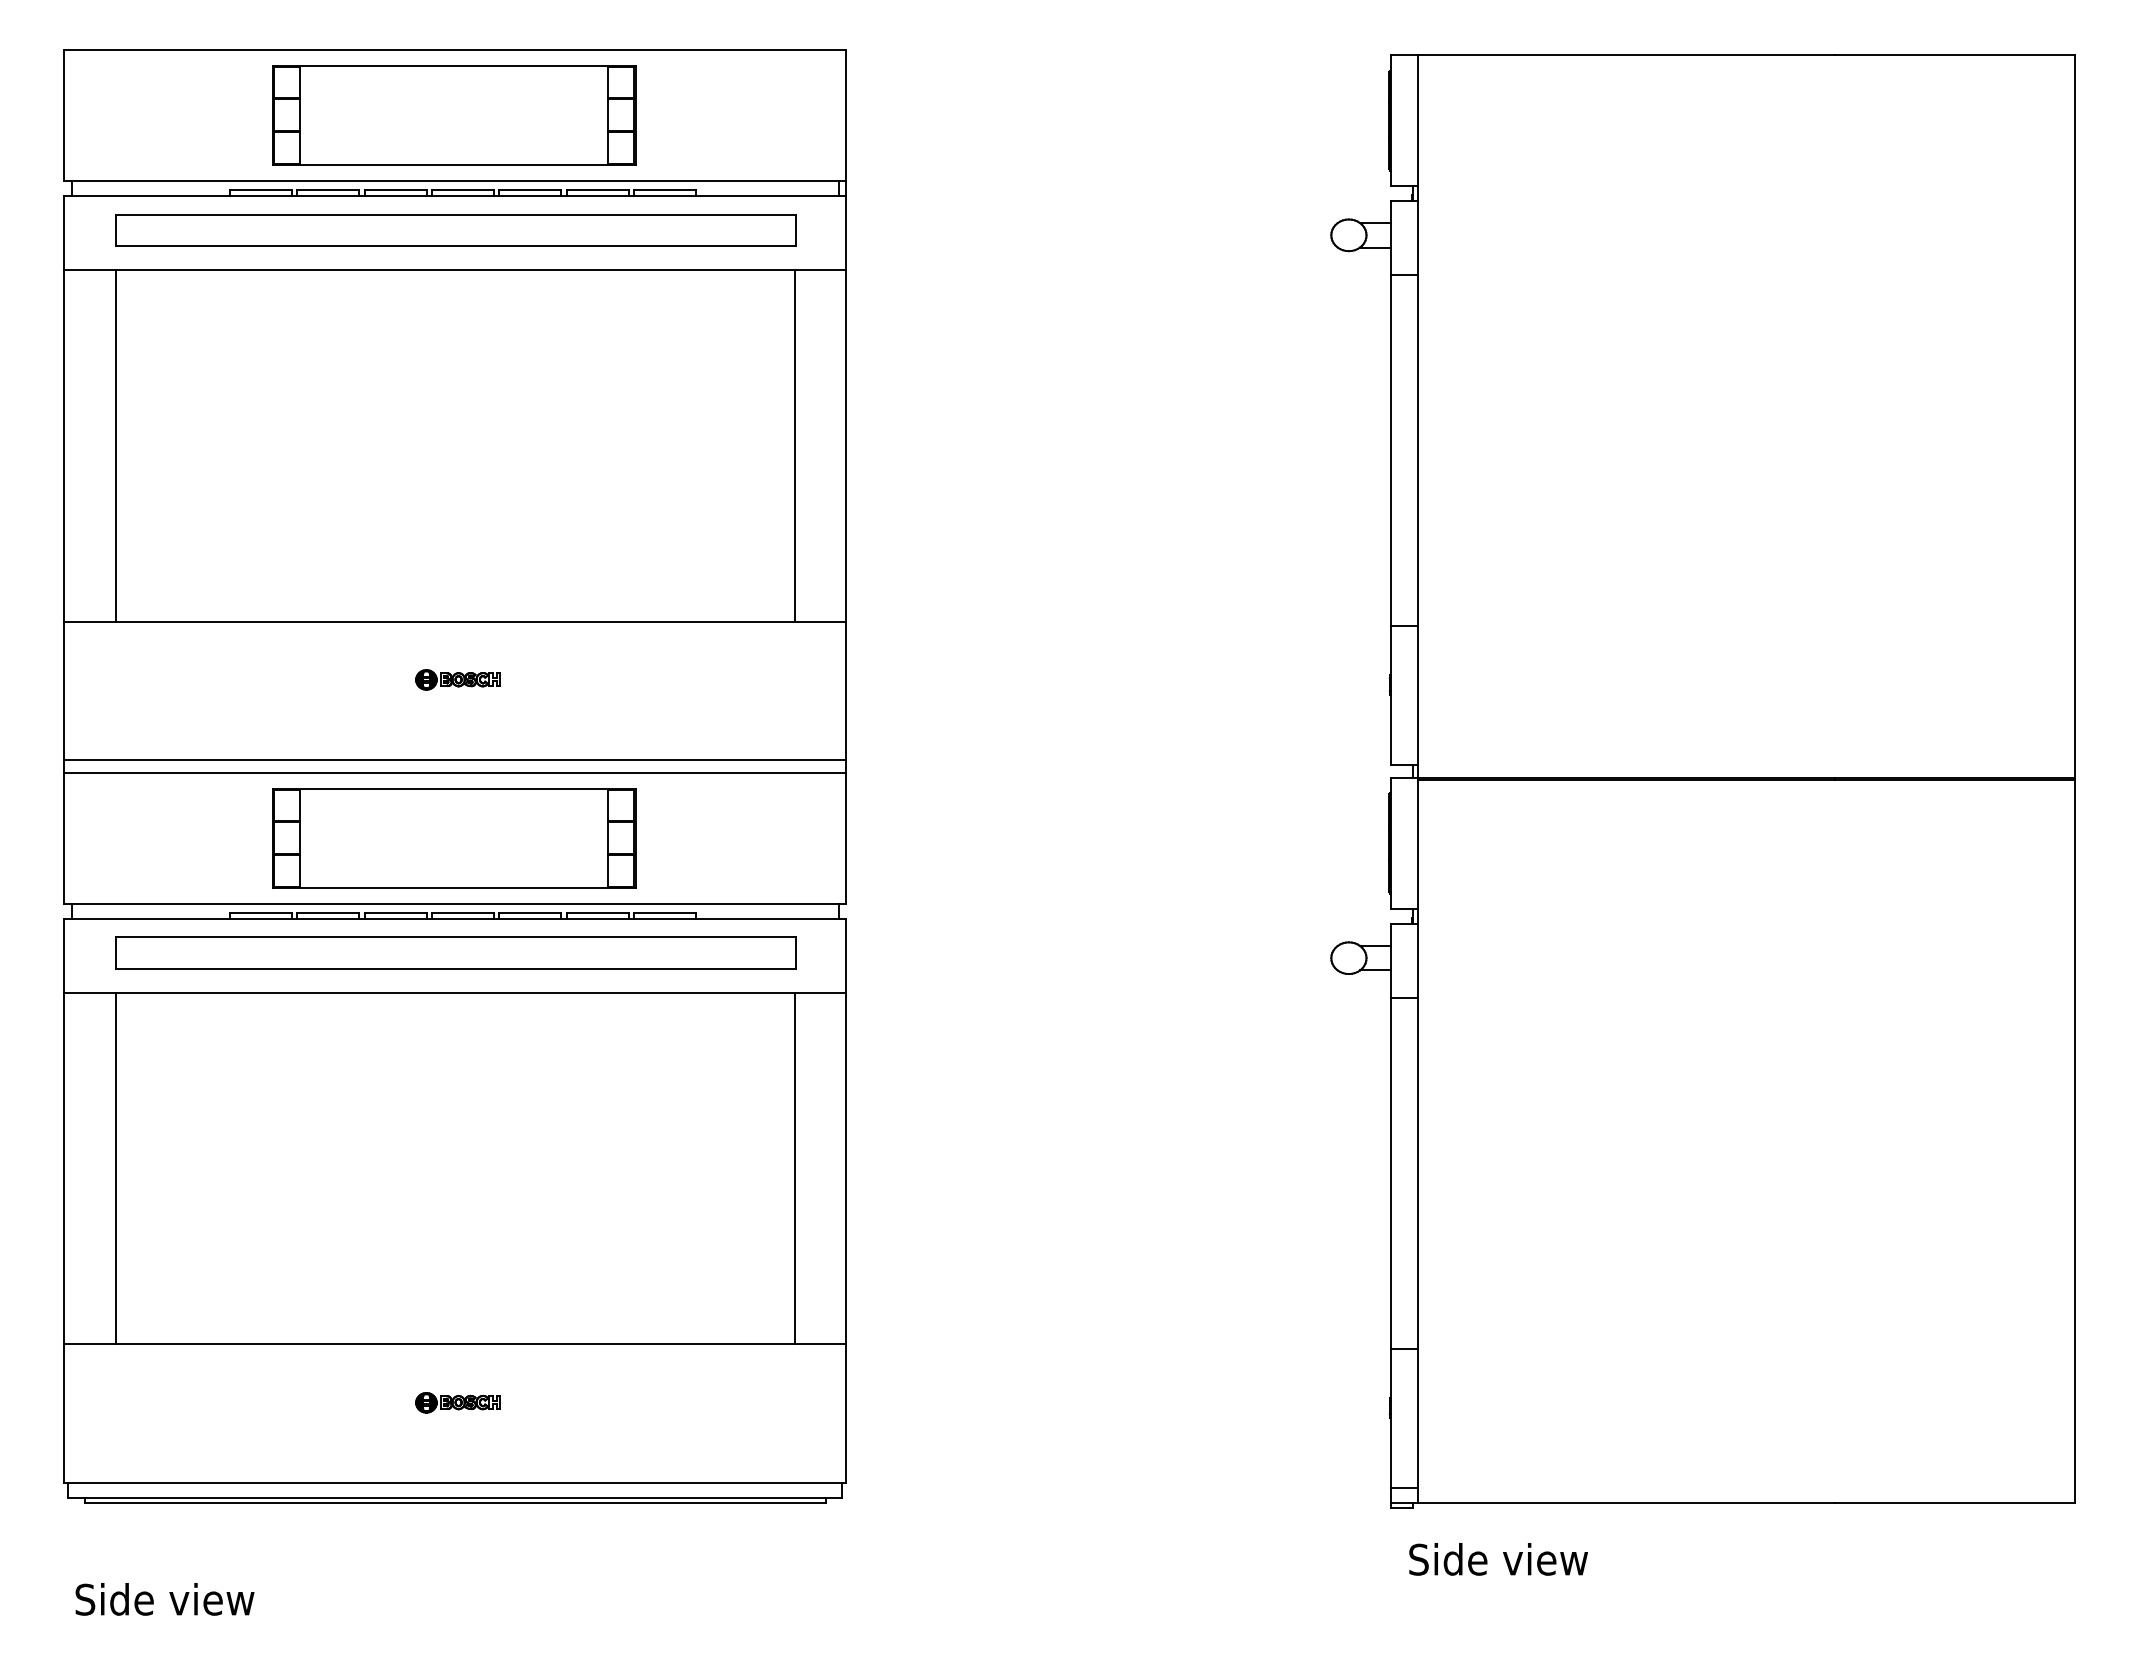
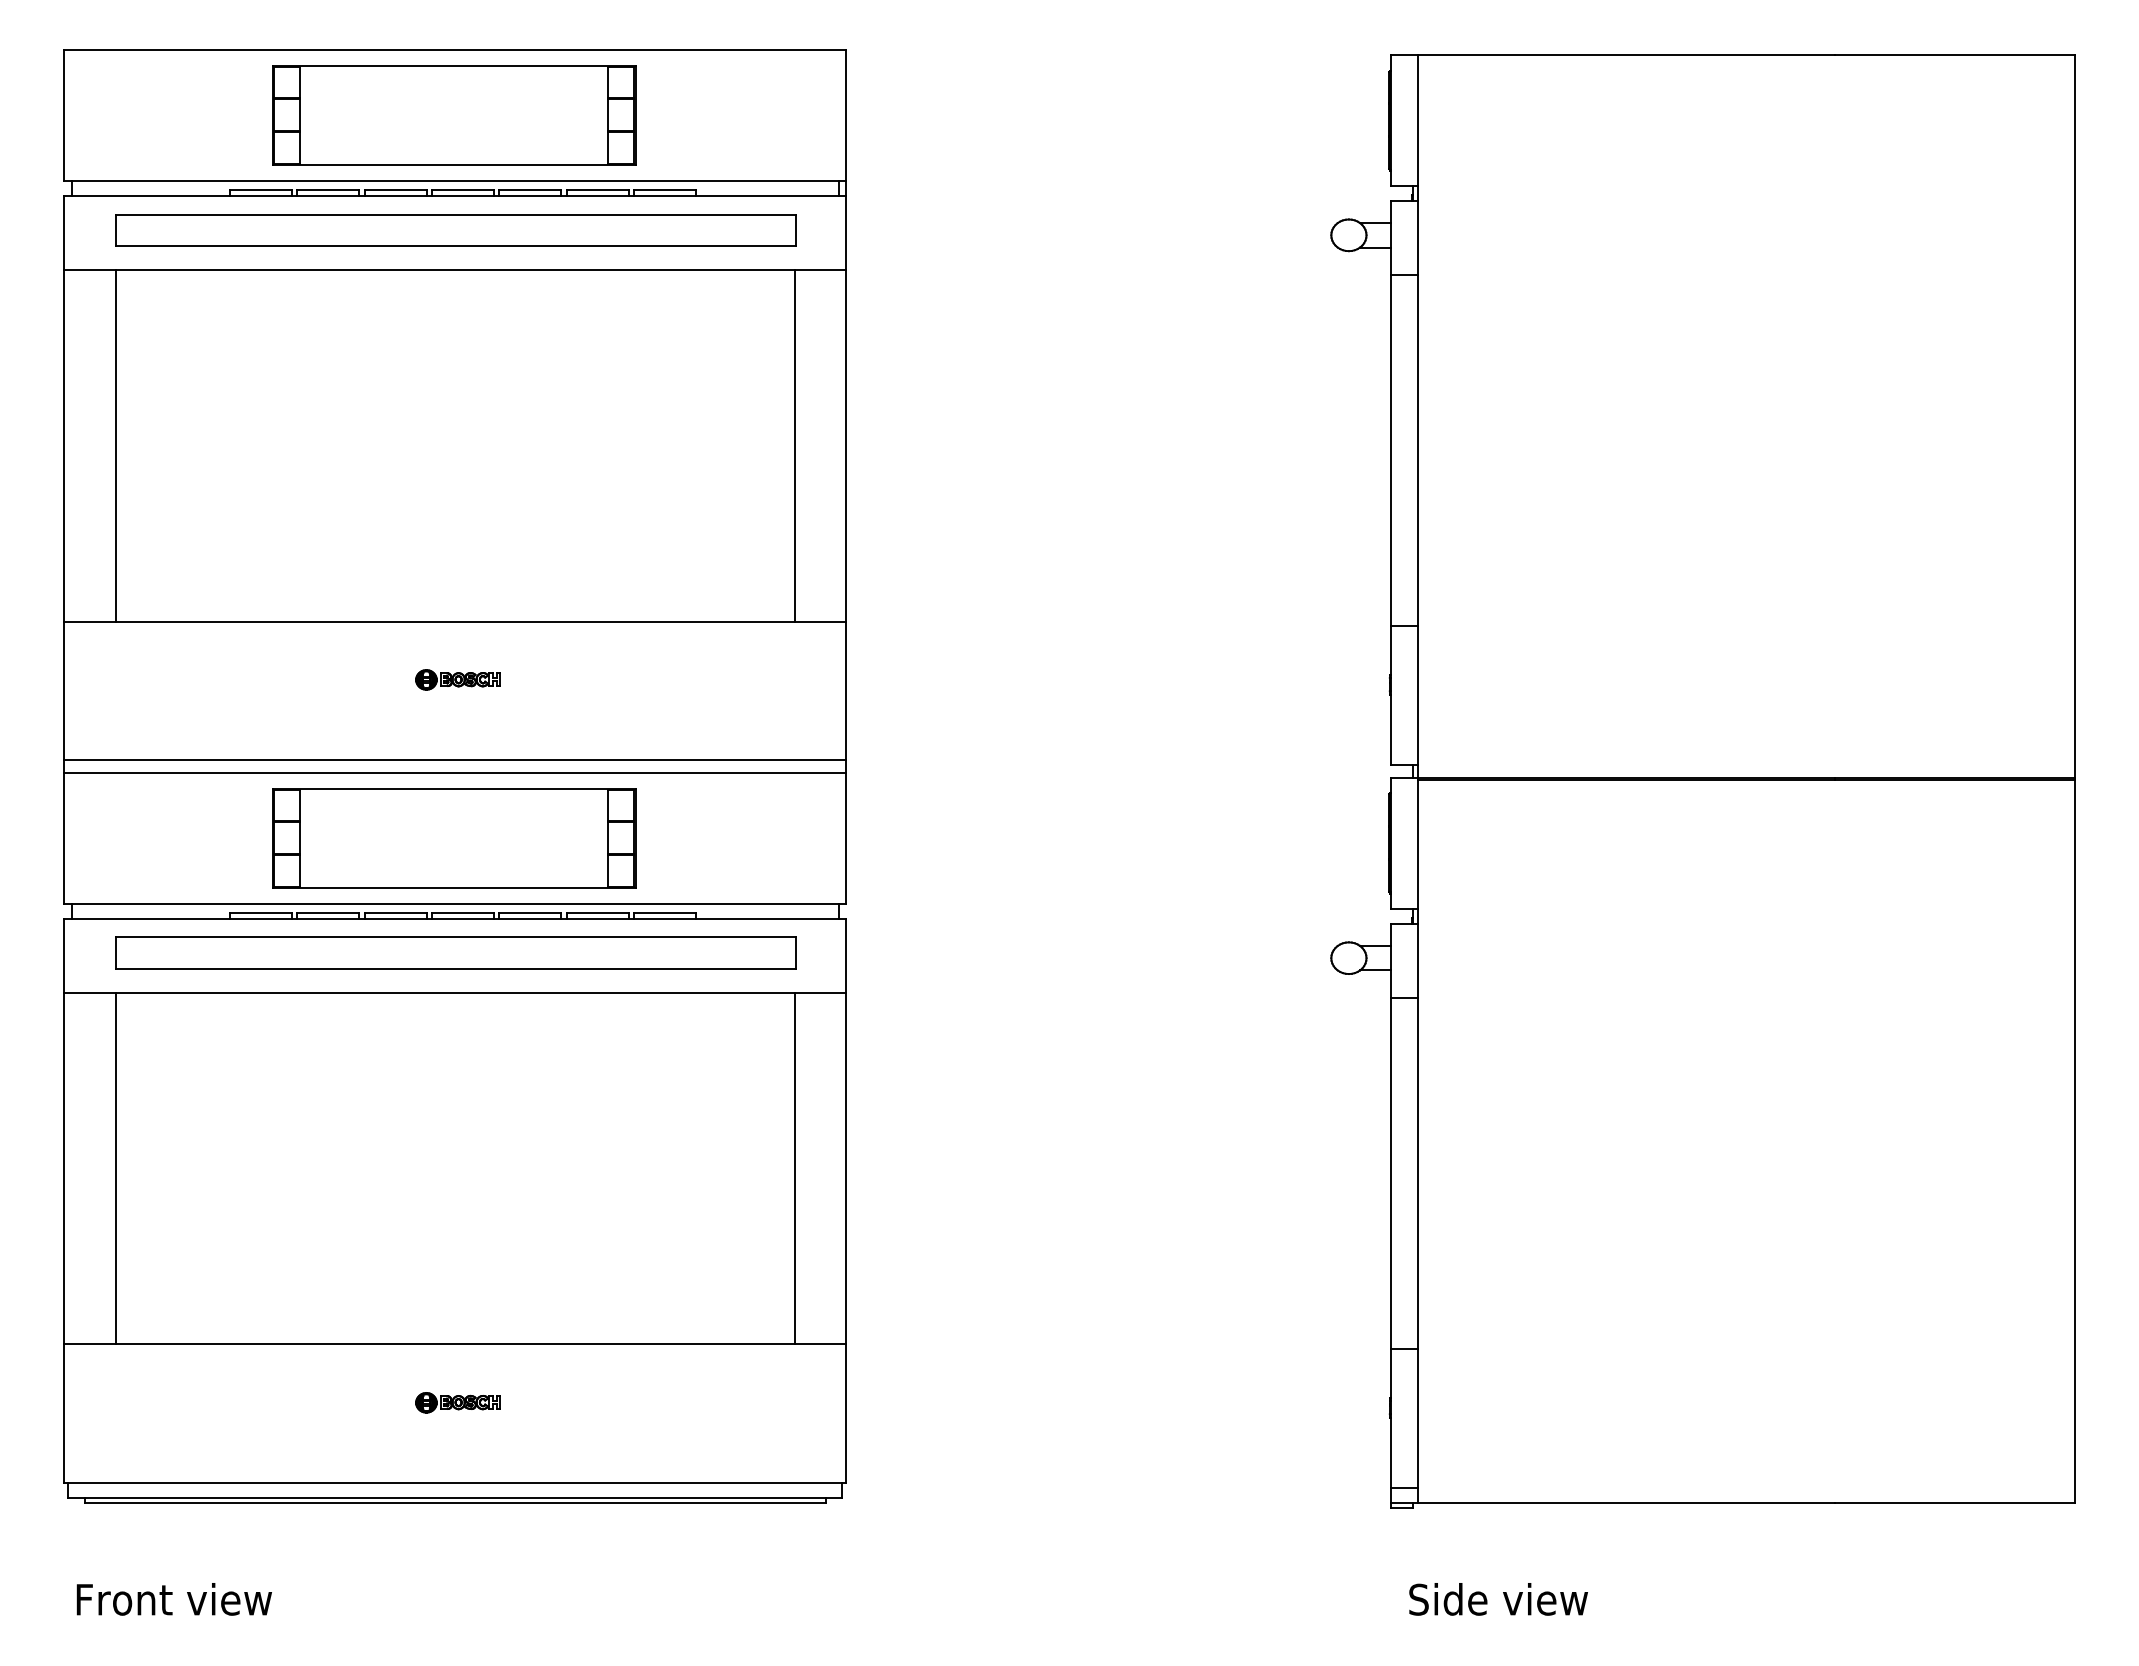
text position: (1498, 1559) -> (1498, 1599) (1498, 1599)
text: Side view -> Front view (173, 1599)
